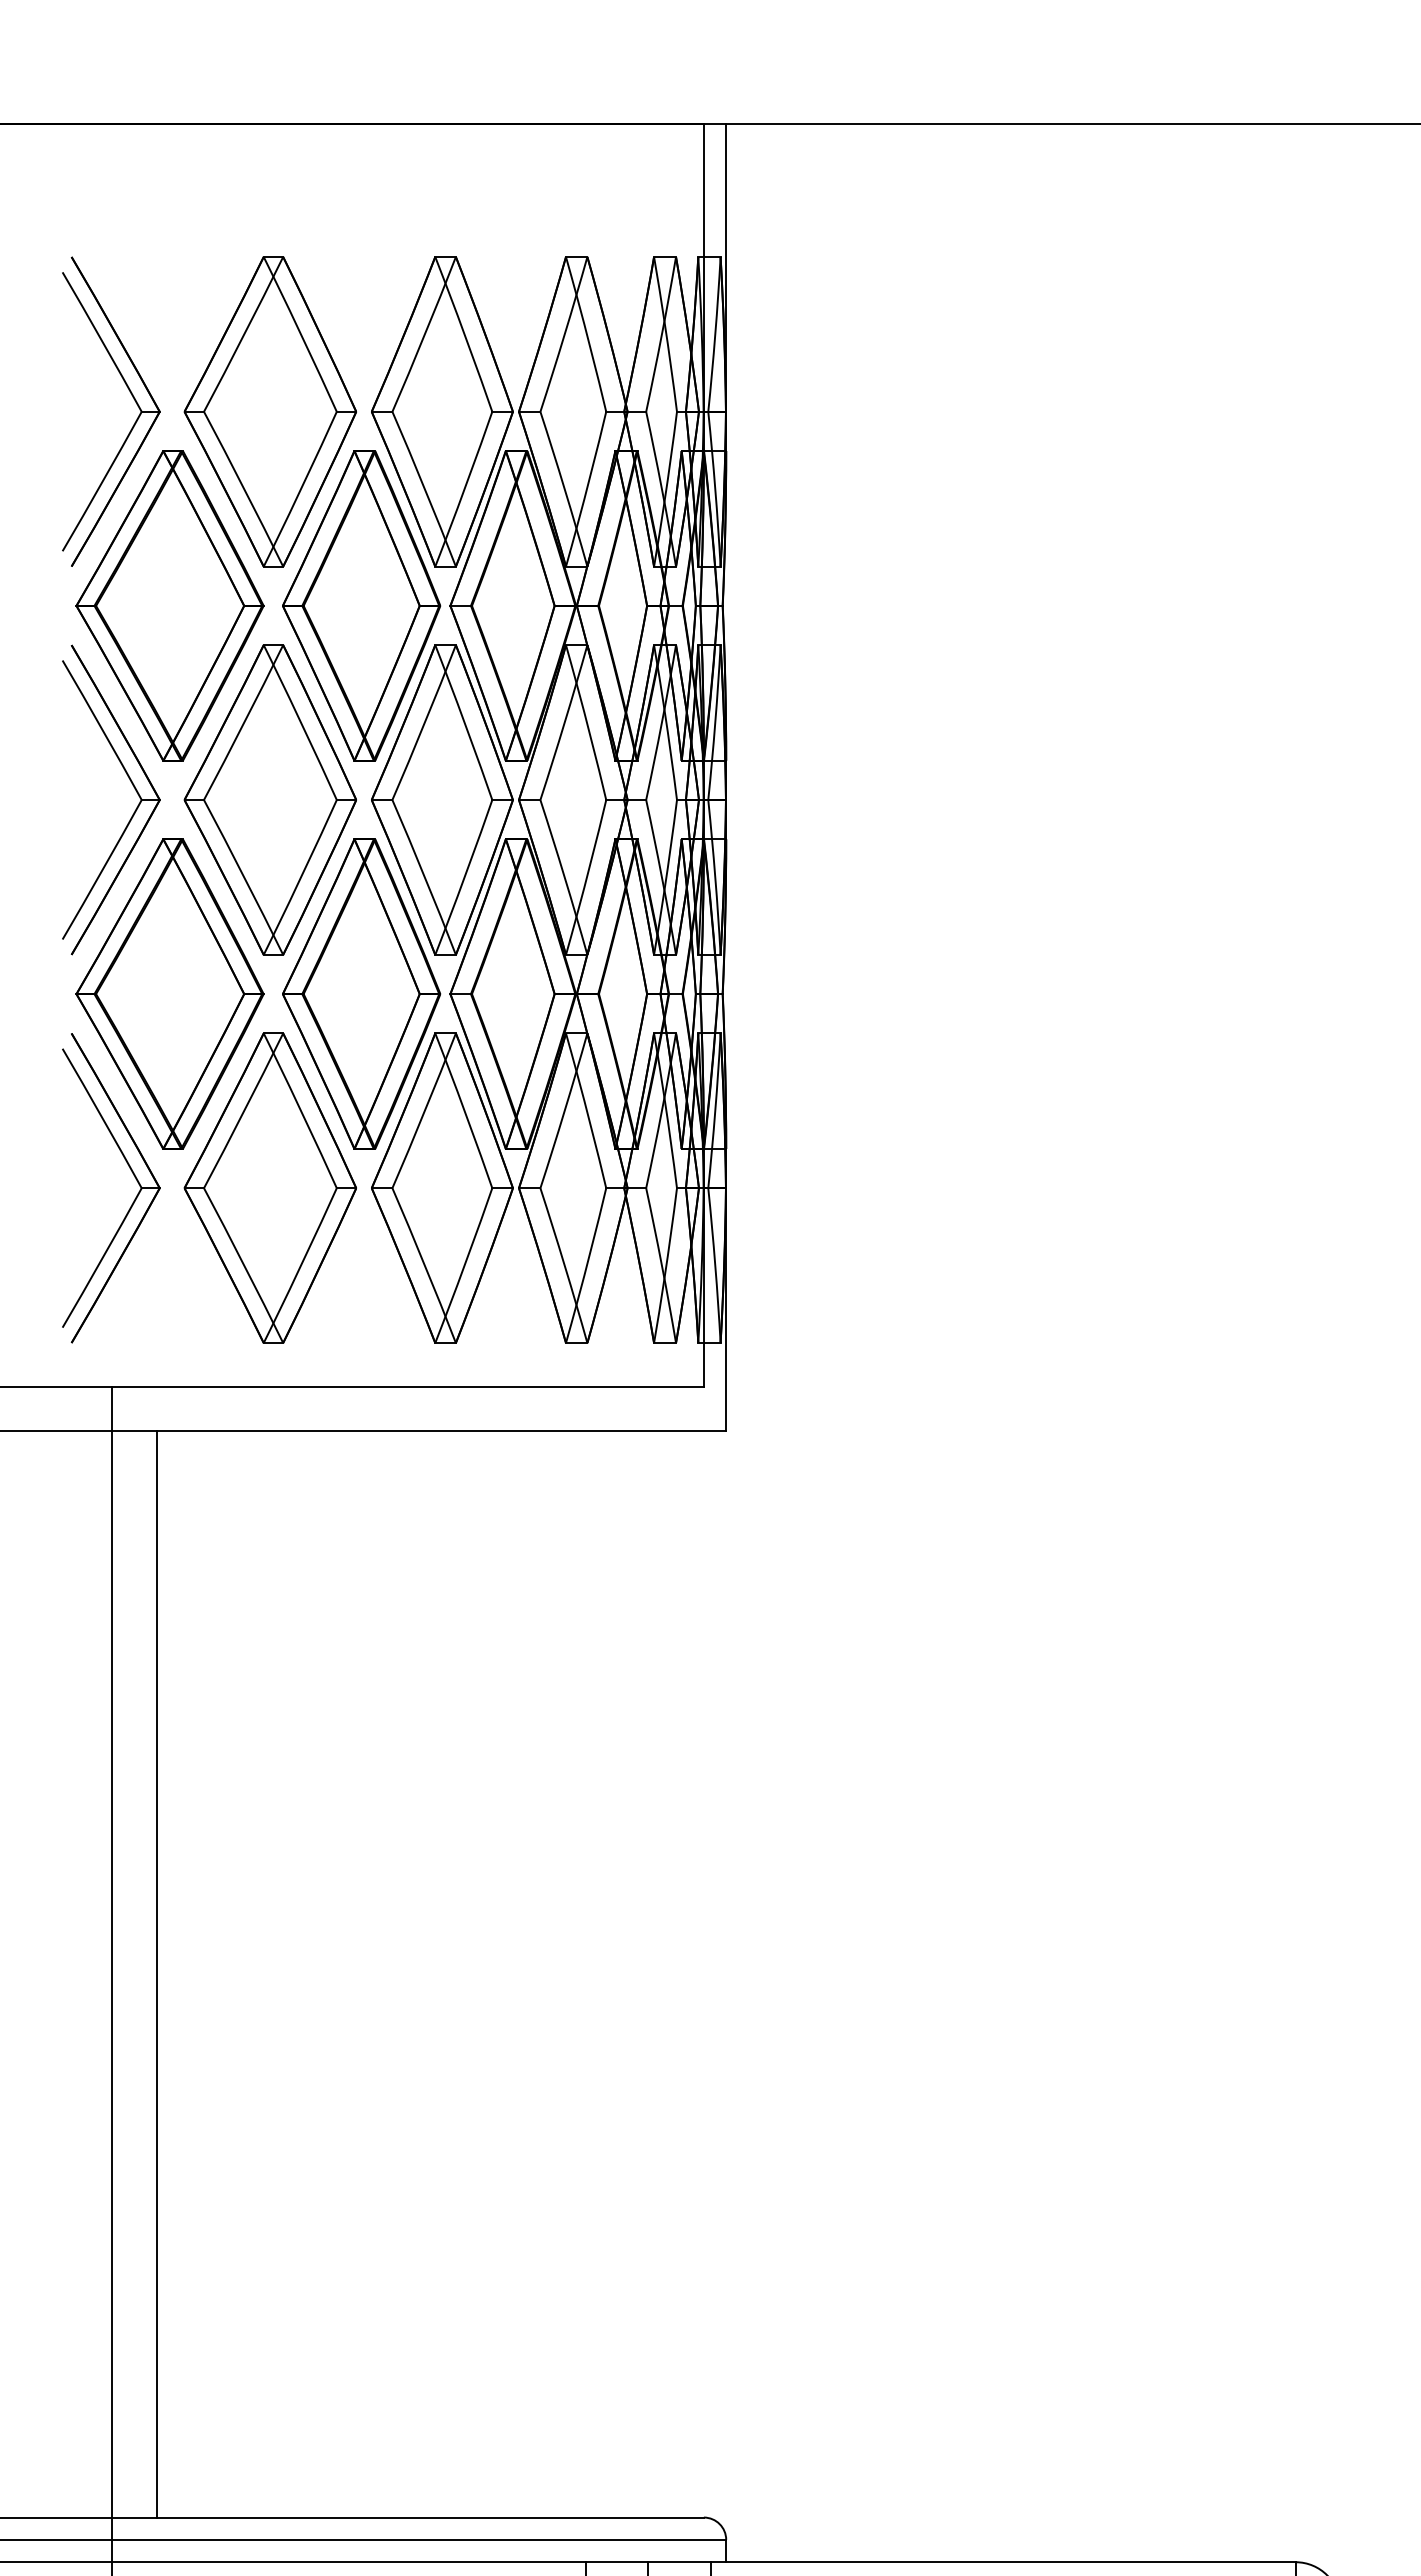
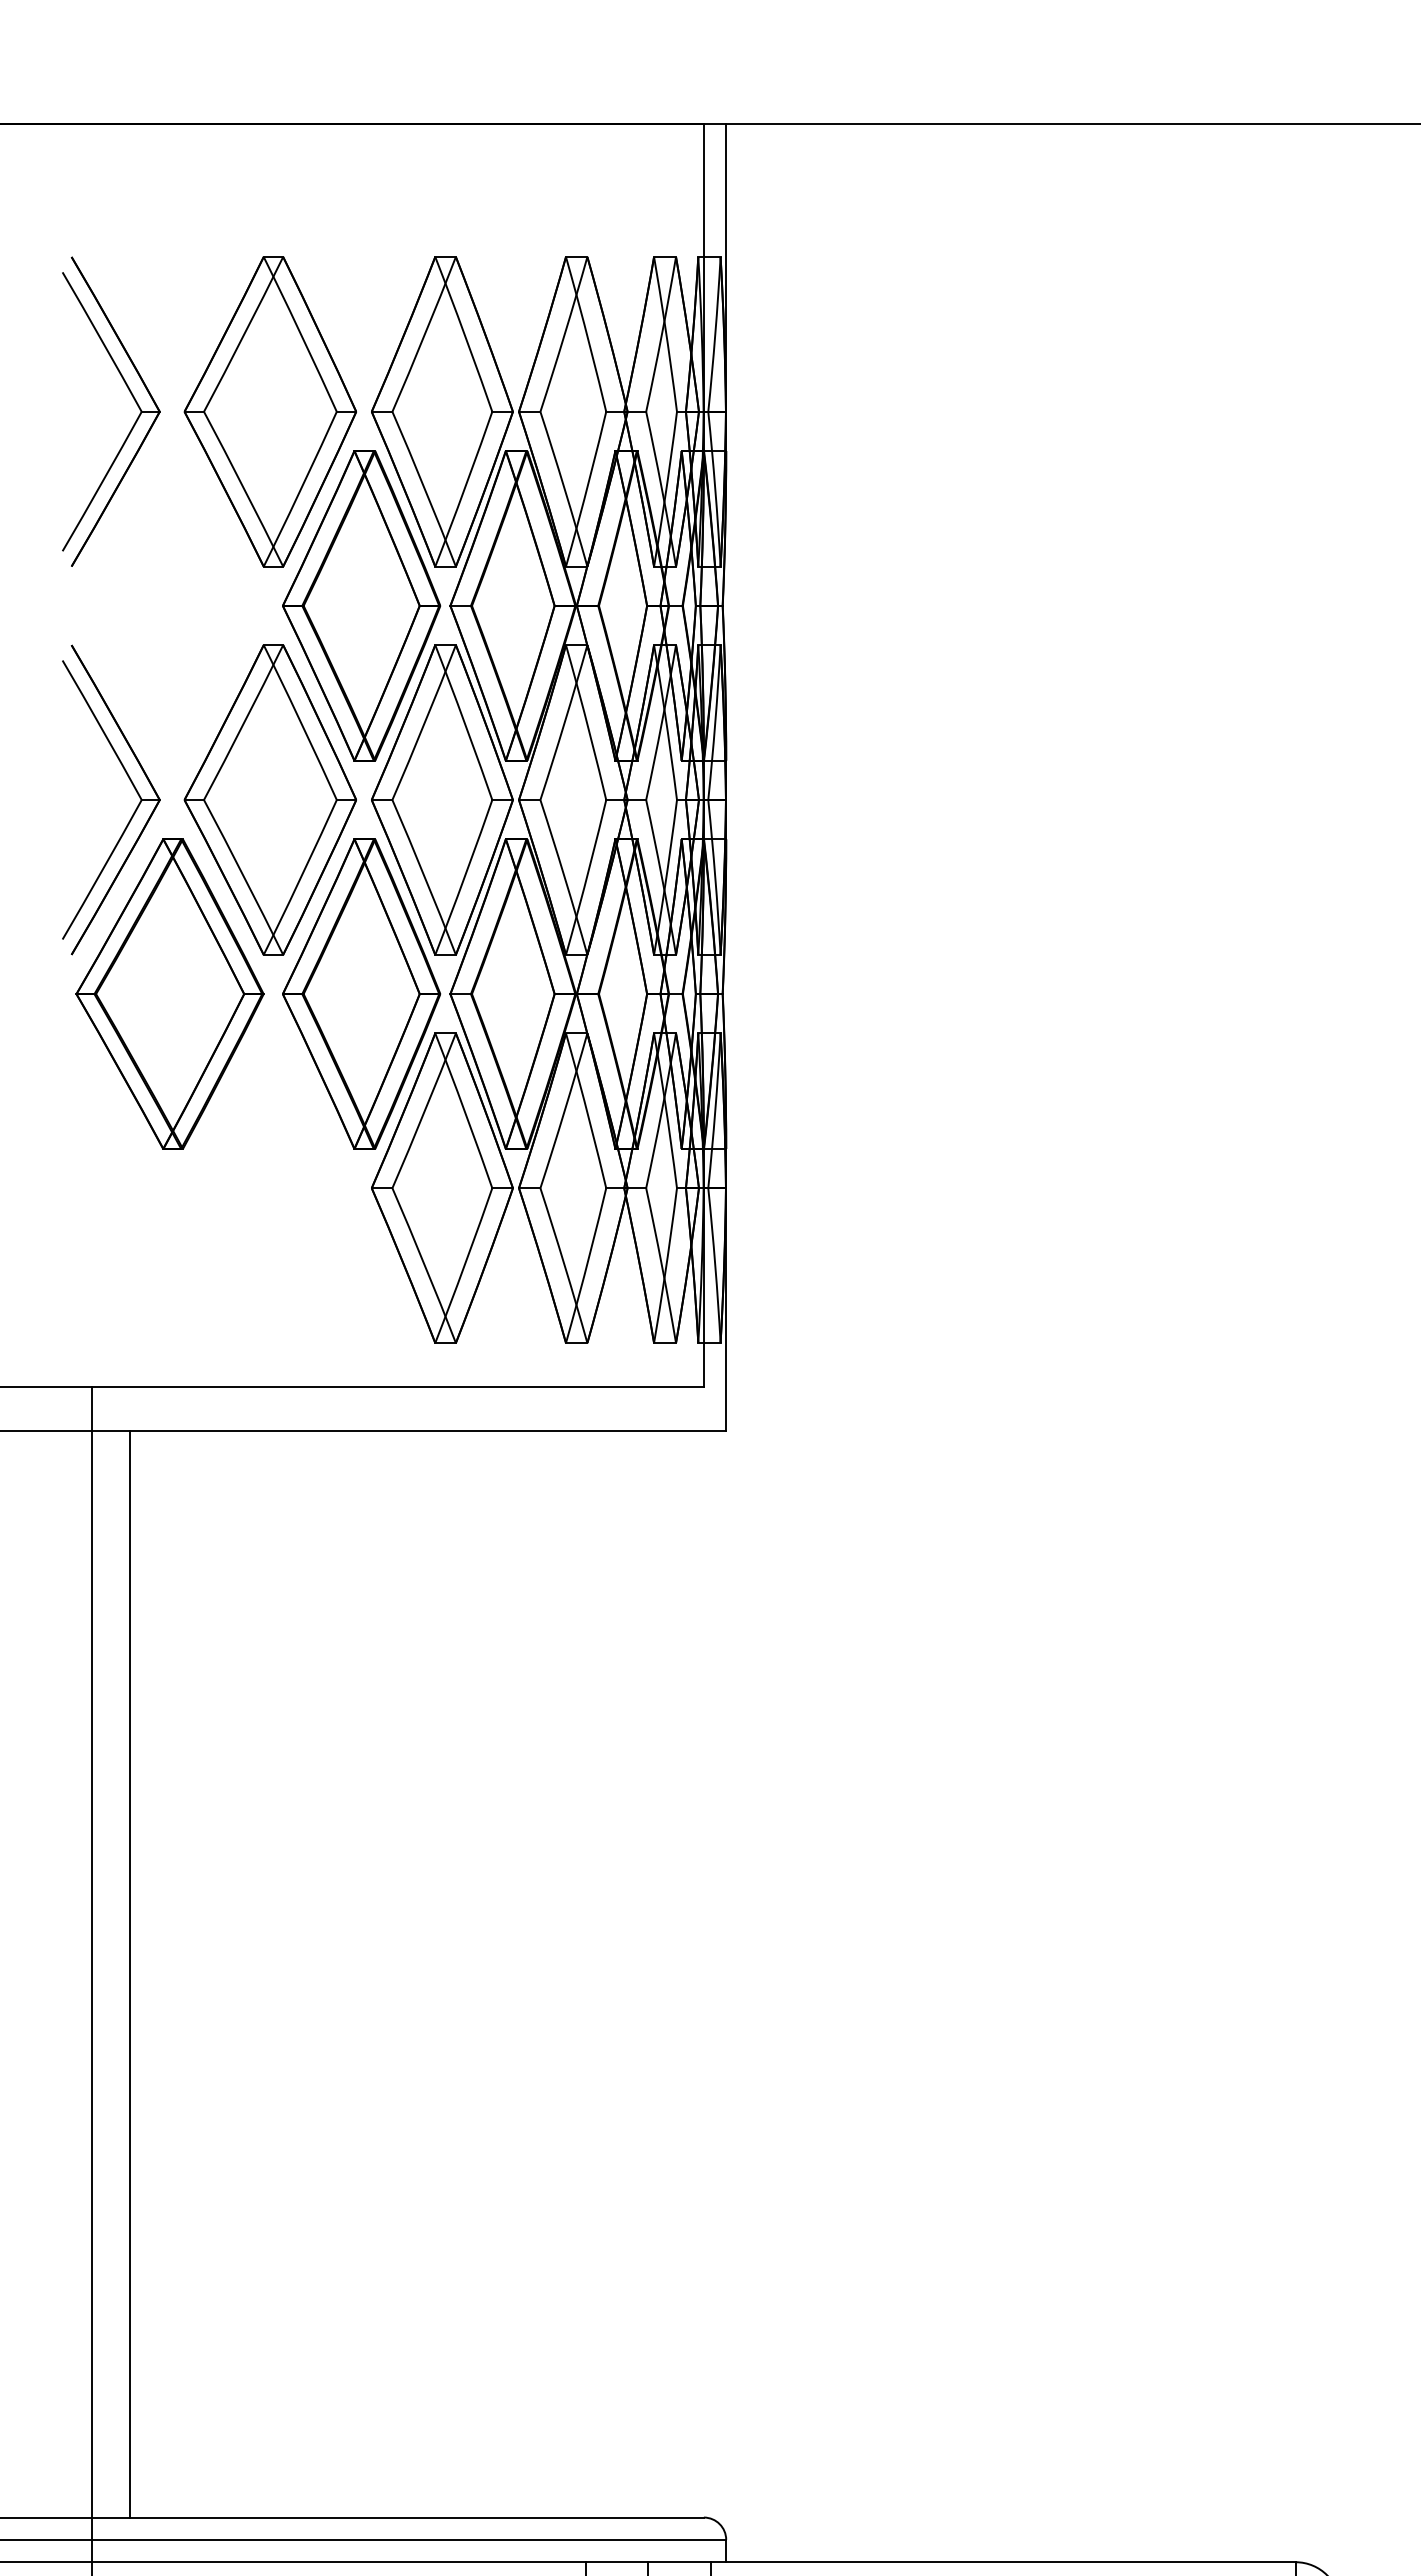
part: present -> none (169, 605)
part: present -> none (269, 1187)
part: present -> none (133, 1200)
line position: (156, 1974) -> (129, 1974) (129, 1974)
line position: (112, 1979) -> (92, 1979) (92, 1979)
